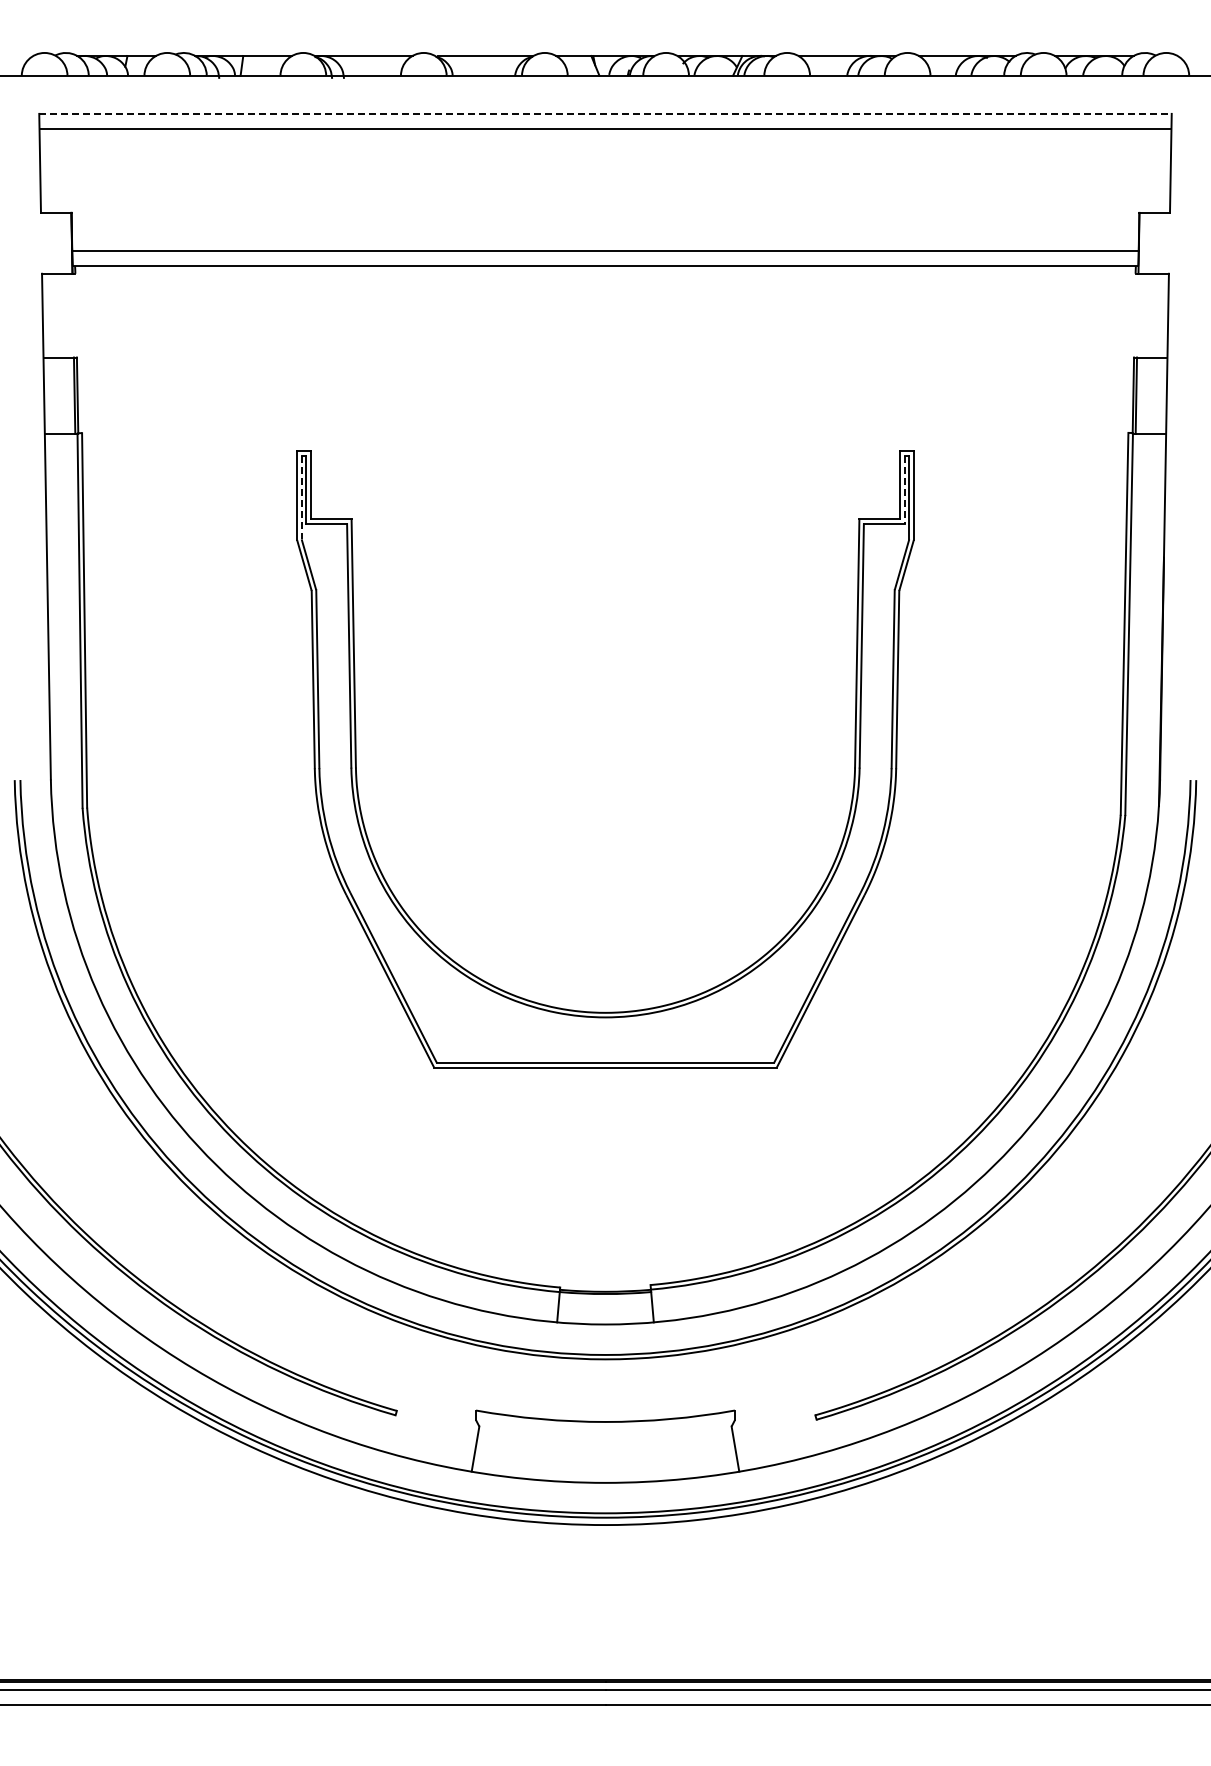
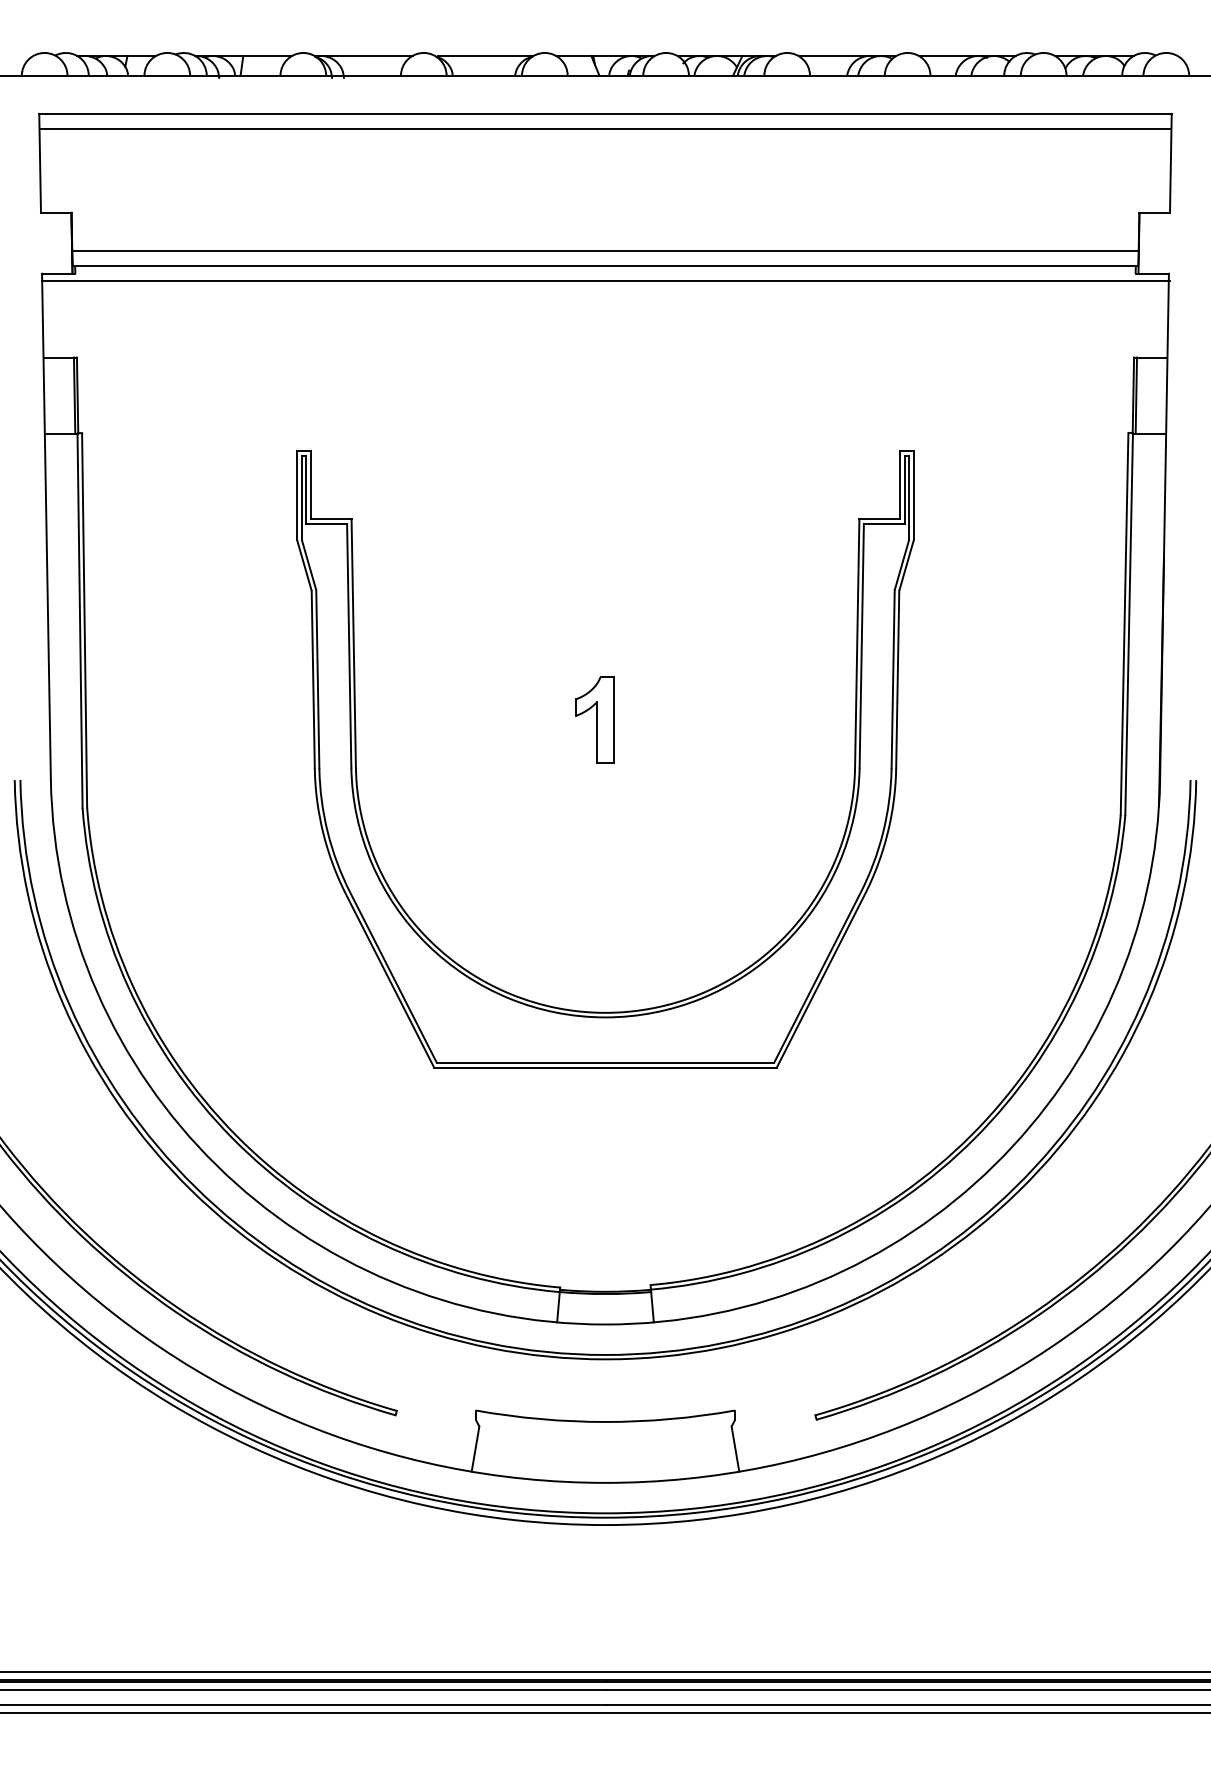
line: dashed -> solid (605, 113)
line: none -> present (605, 280)
line: dashed -> solid (904, 490)
line: dashed -> solid (301, 497)
part: none -> present (594, 719)
line: none -> present (604, 1671)
line: none -> present (604, 1713)
